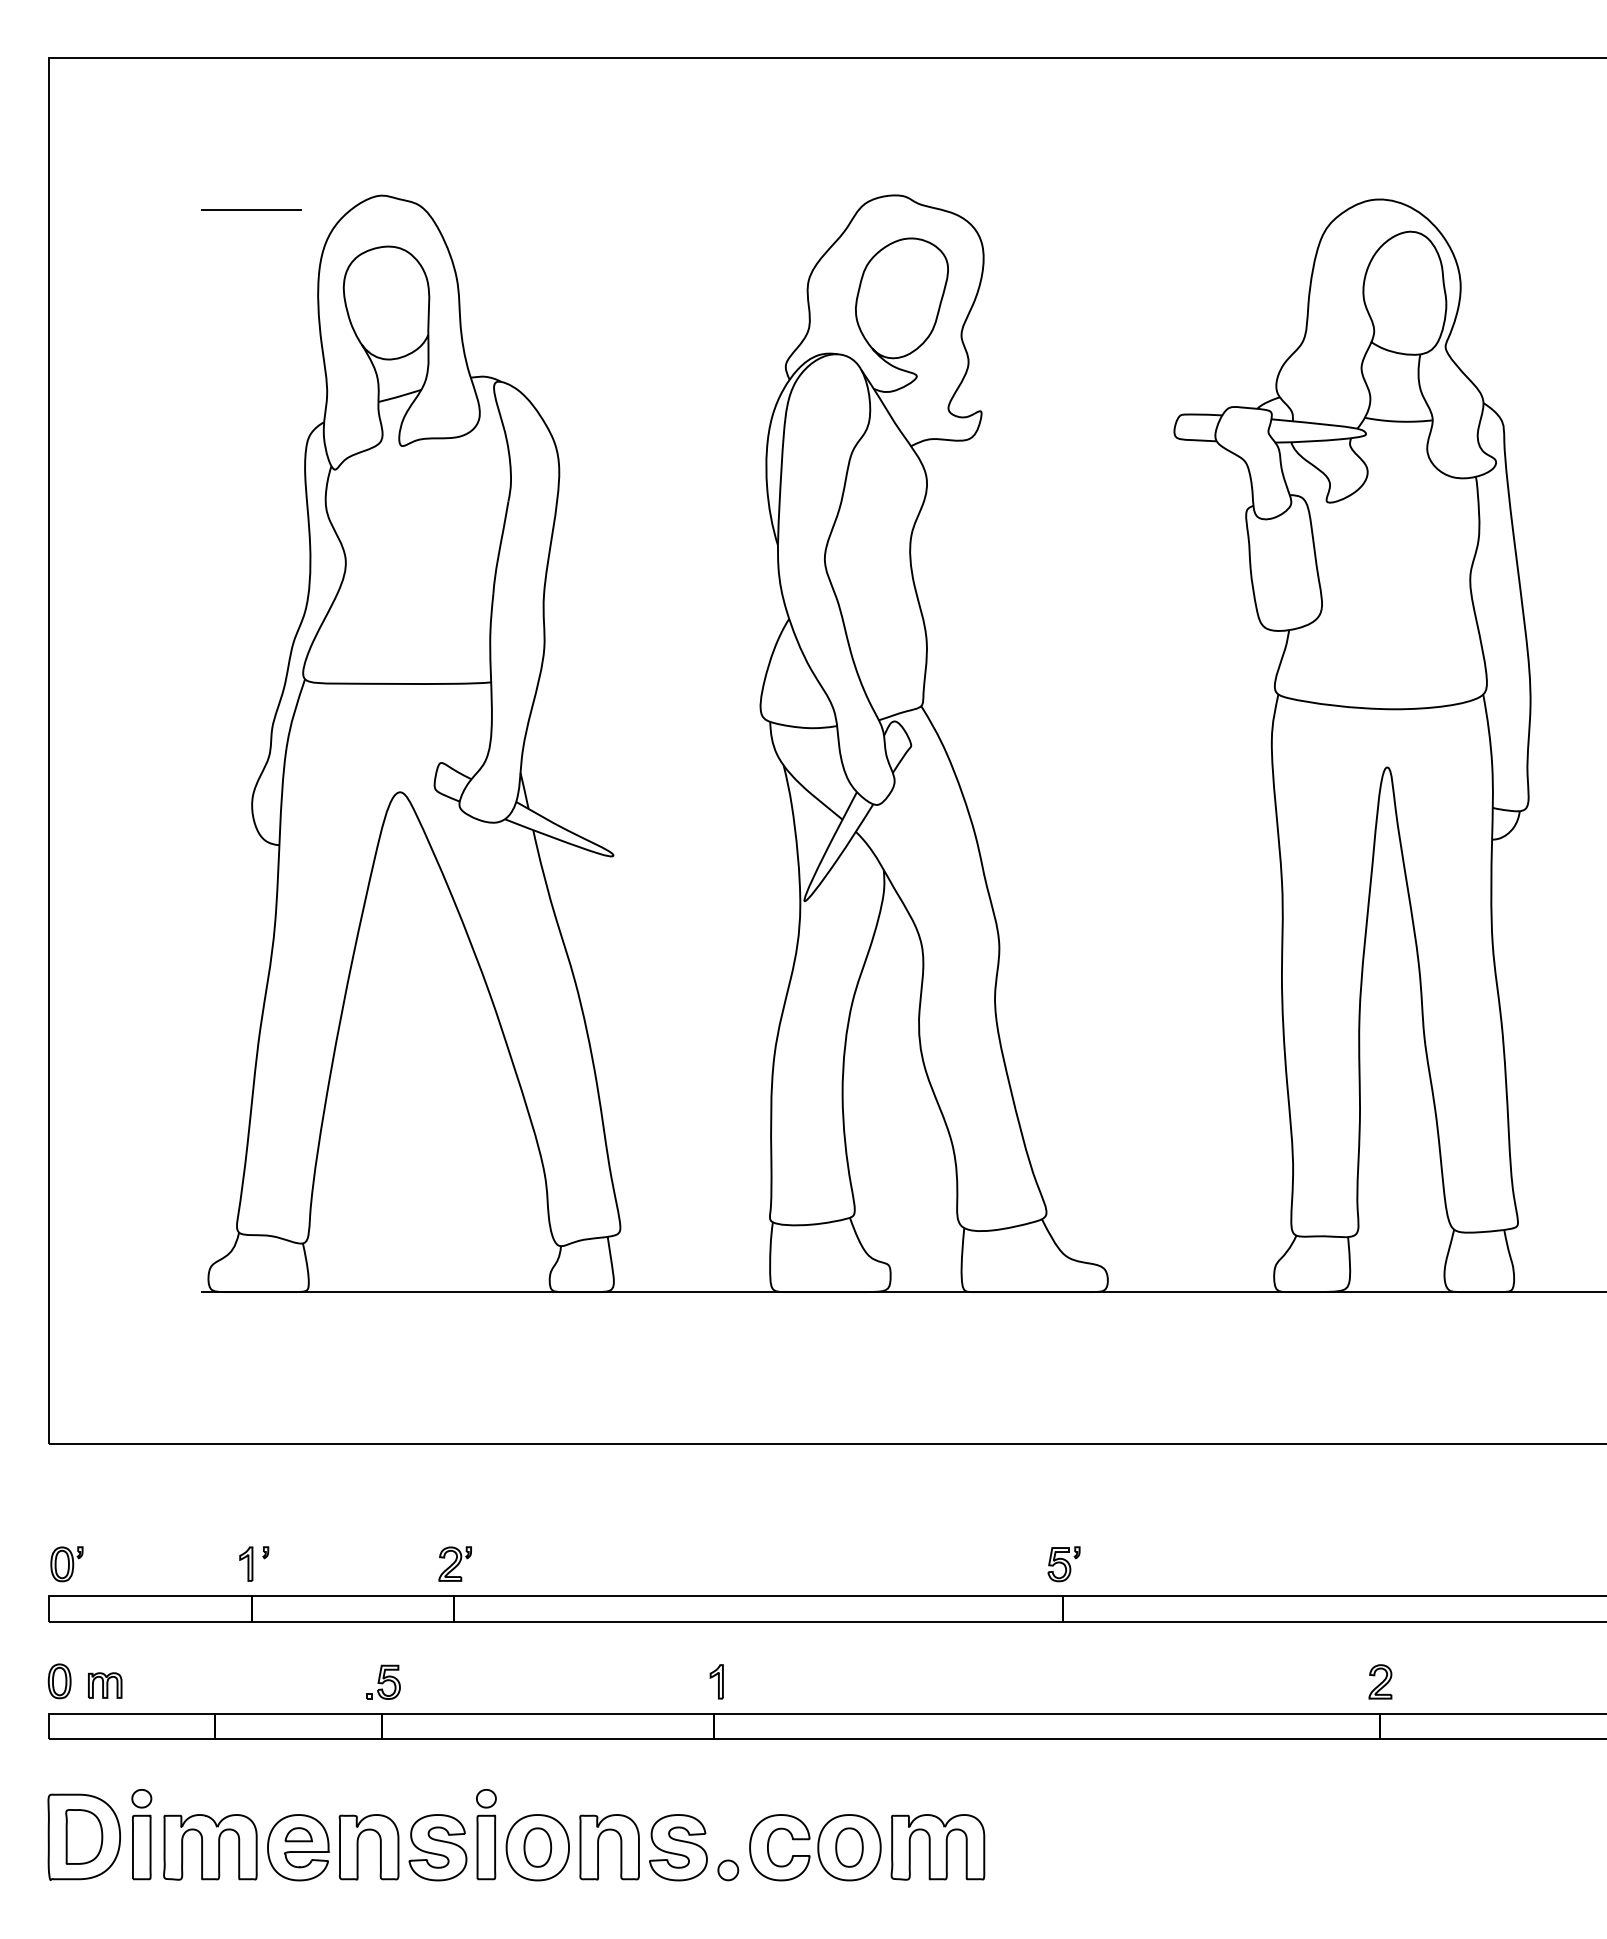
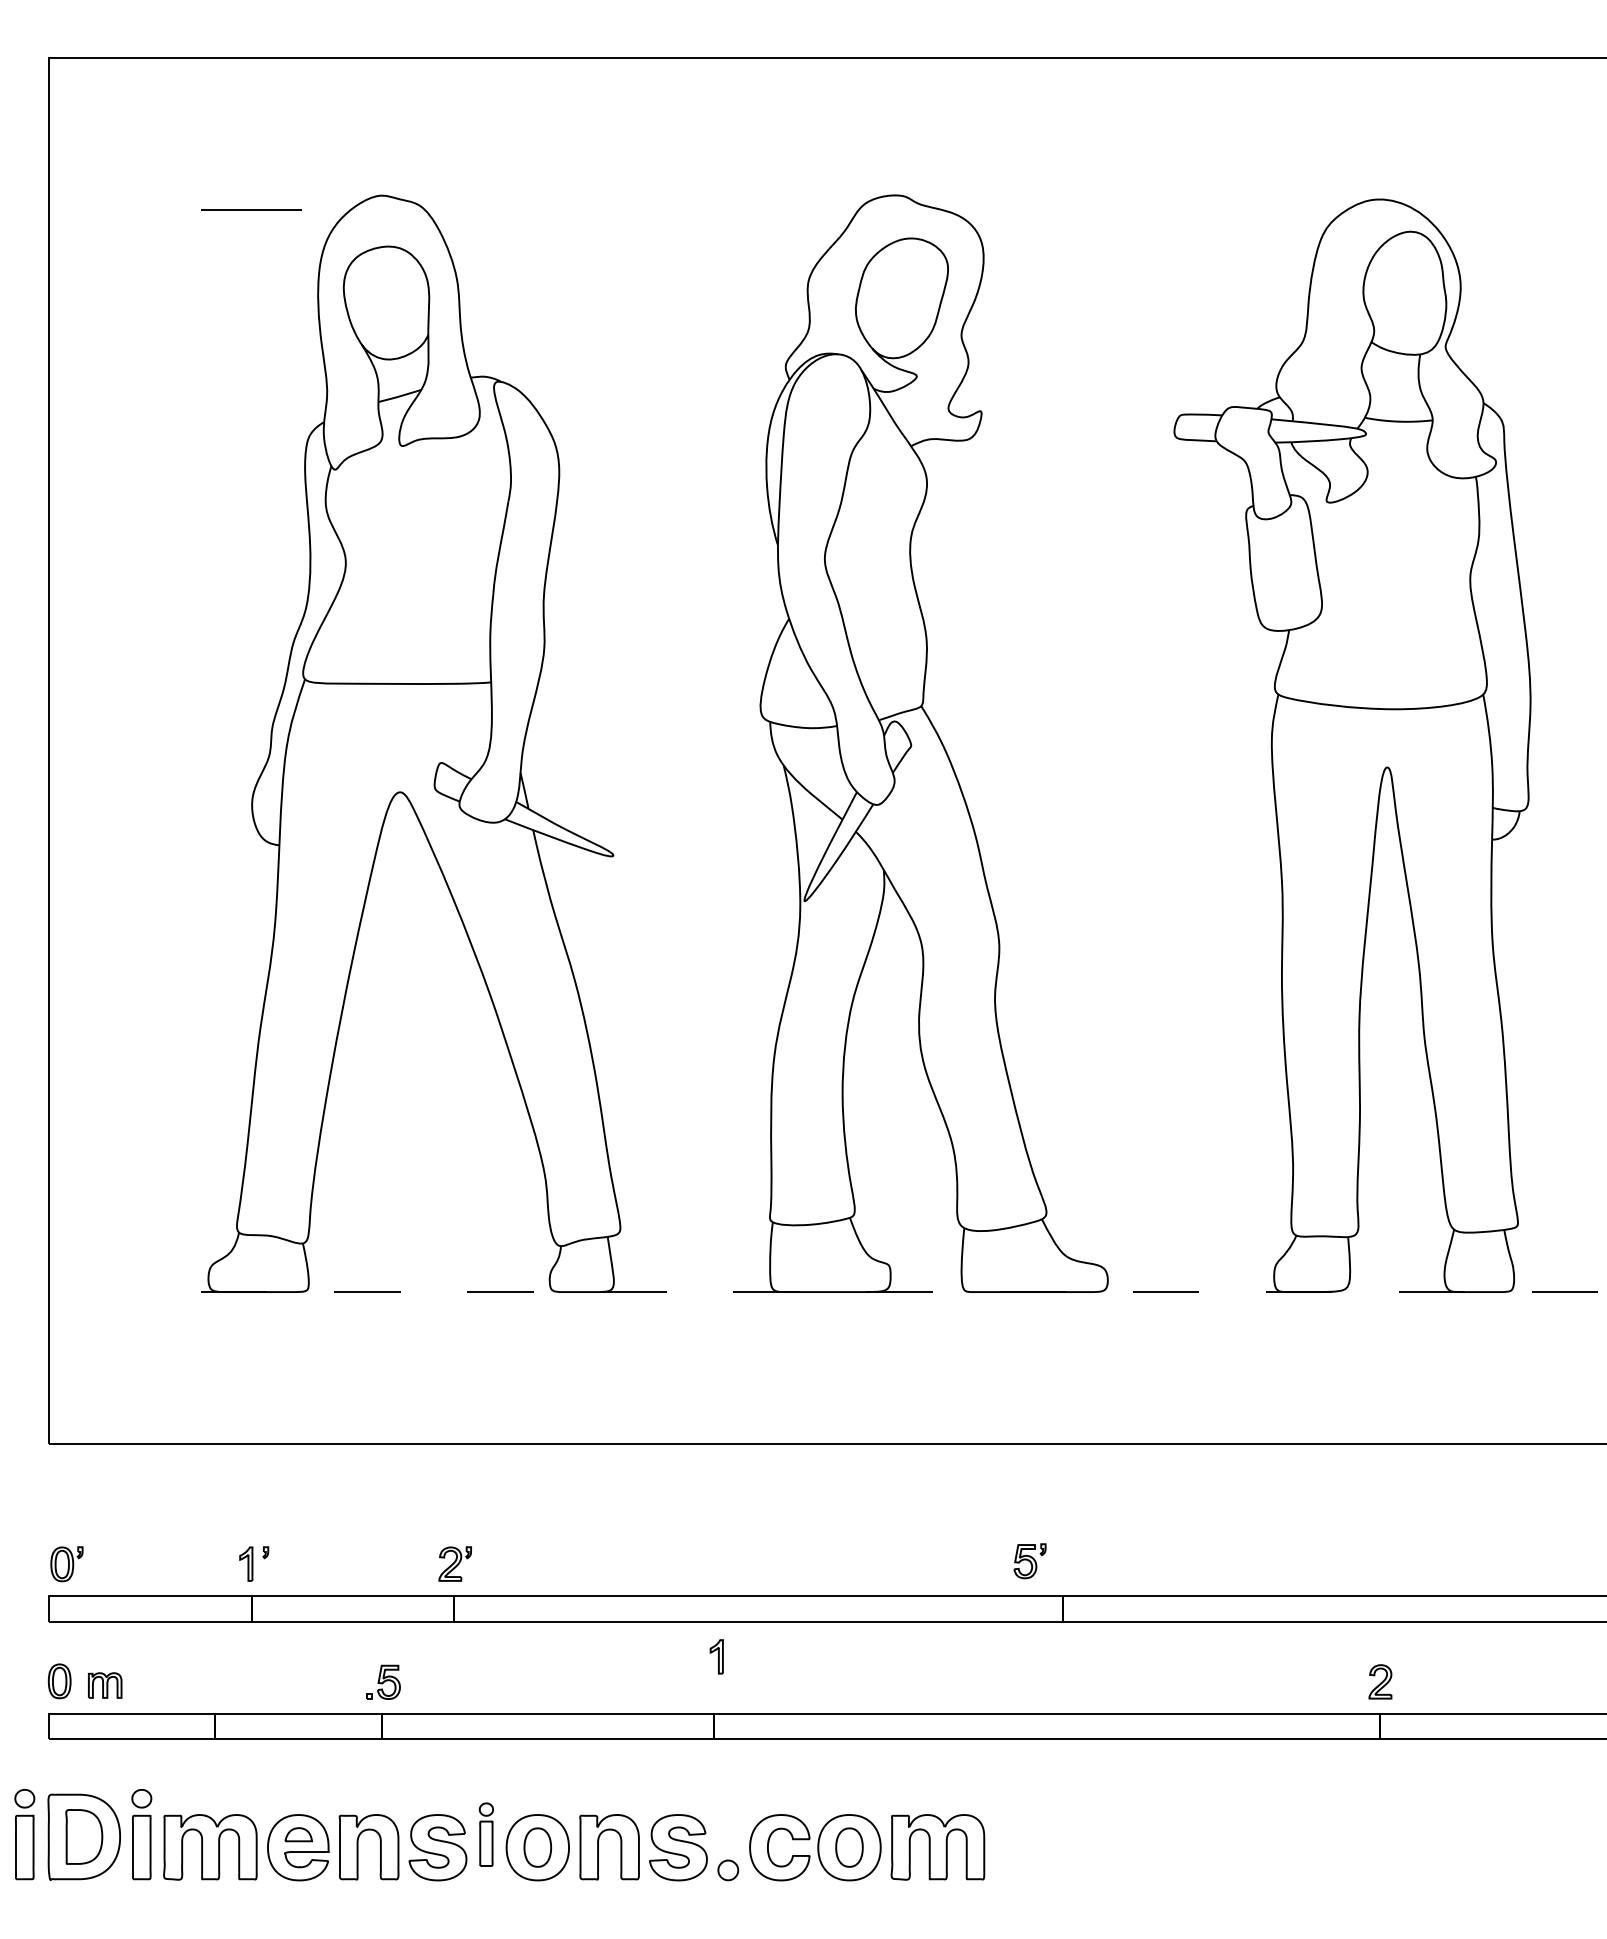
line: solid -> dashed (903, 1292)
part position: (1063, 1564) -> (1029, 1561) (1029, 1561)
part position: (716, 1681) -> (716, 1656) (716, 1656)
part: none -> present (24, 1834)
part size: 21x92 px -> 16x65 px (485, 1834)
